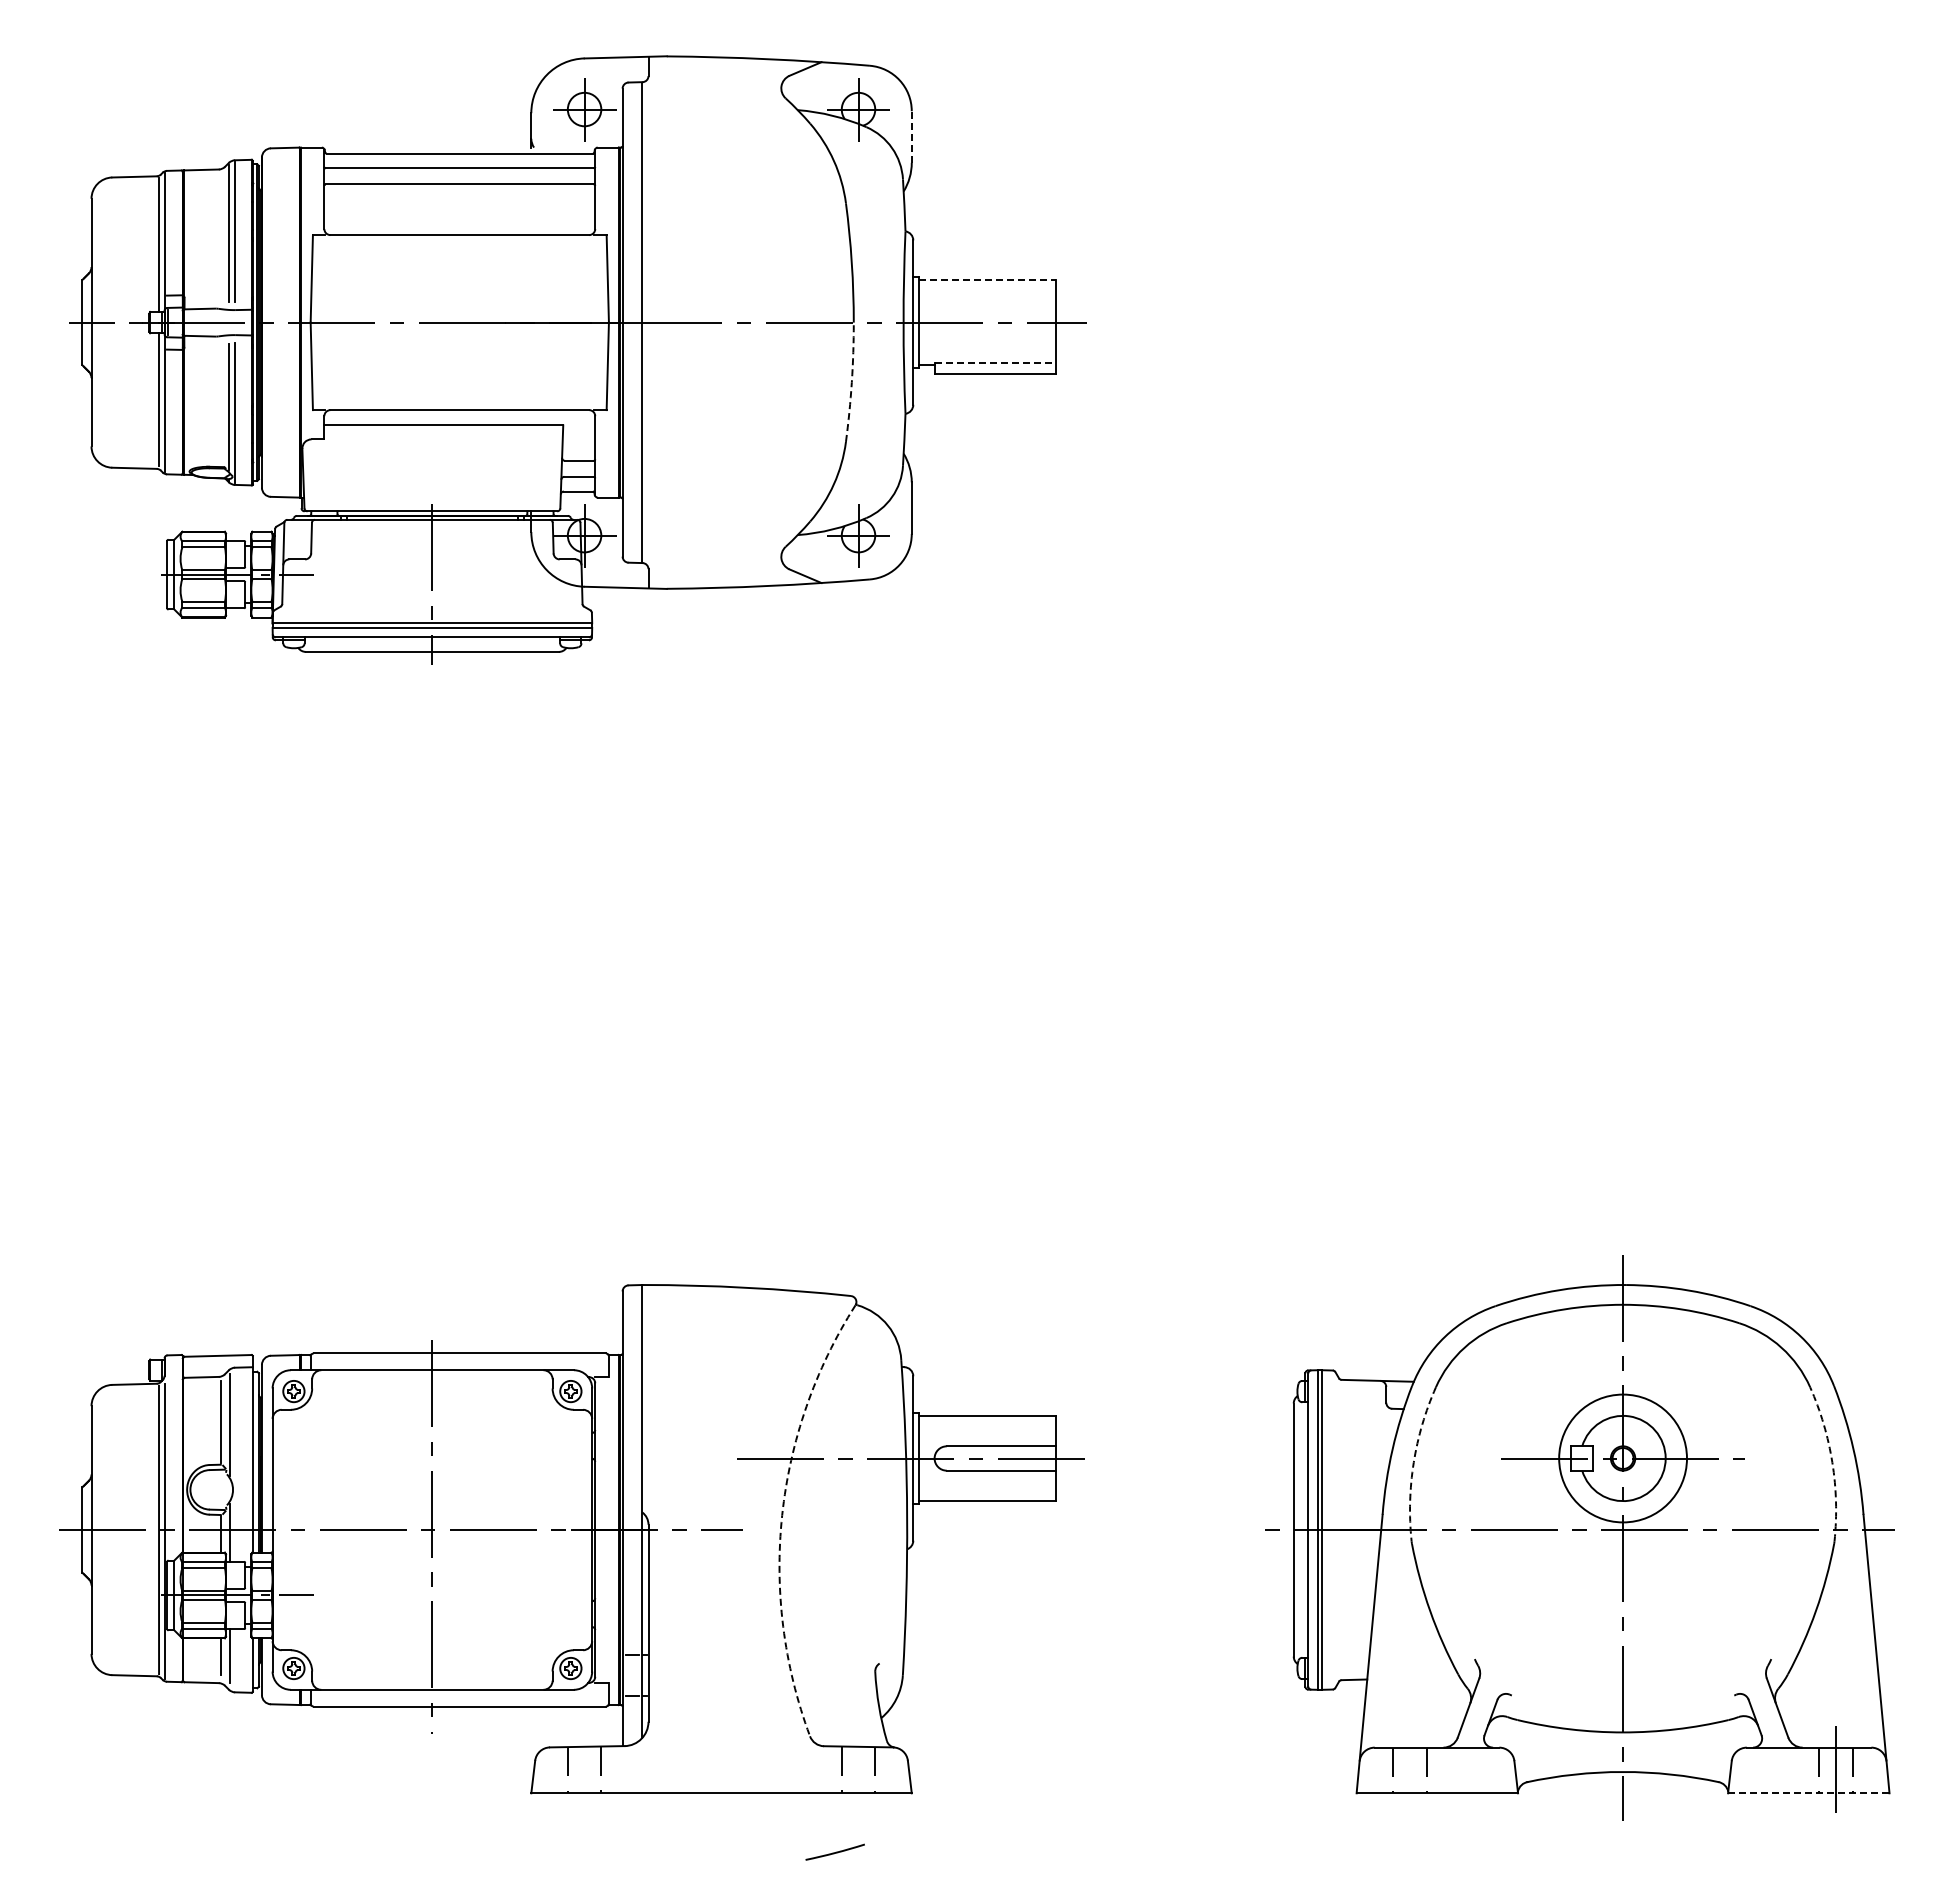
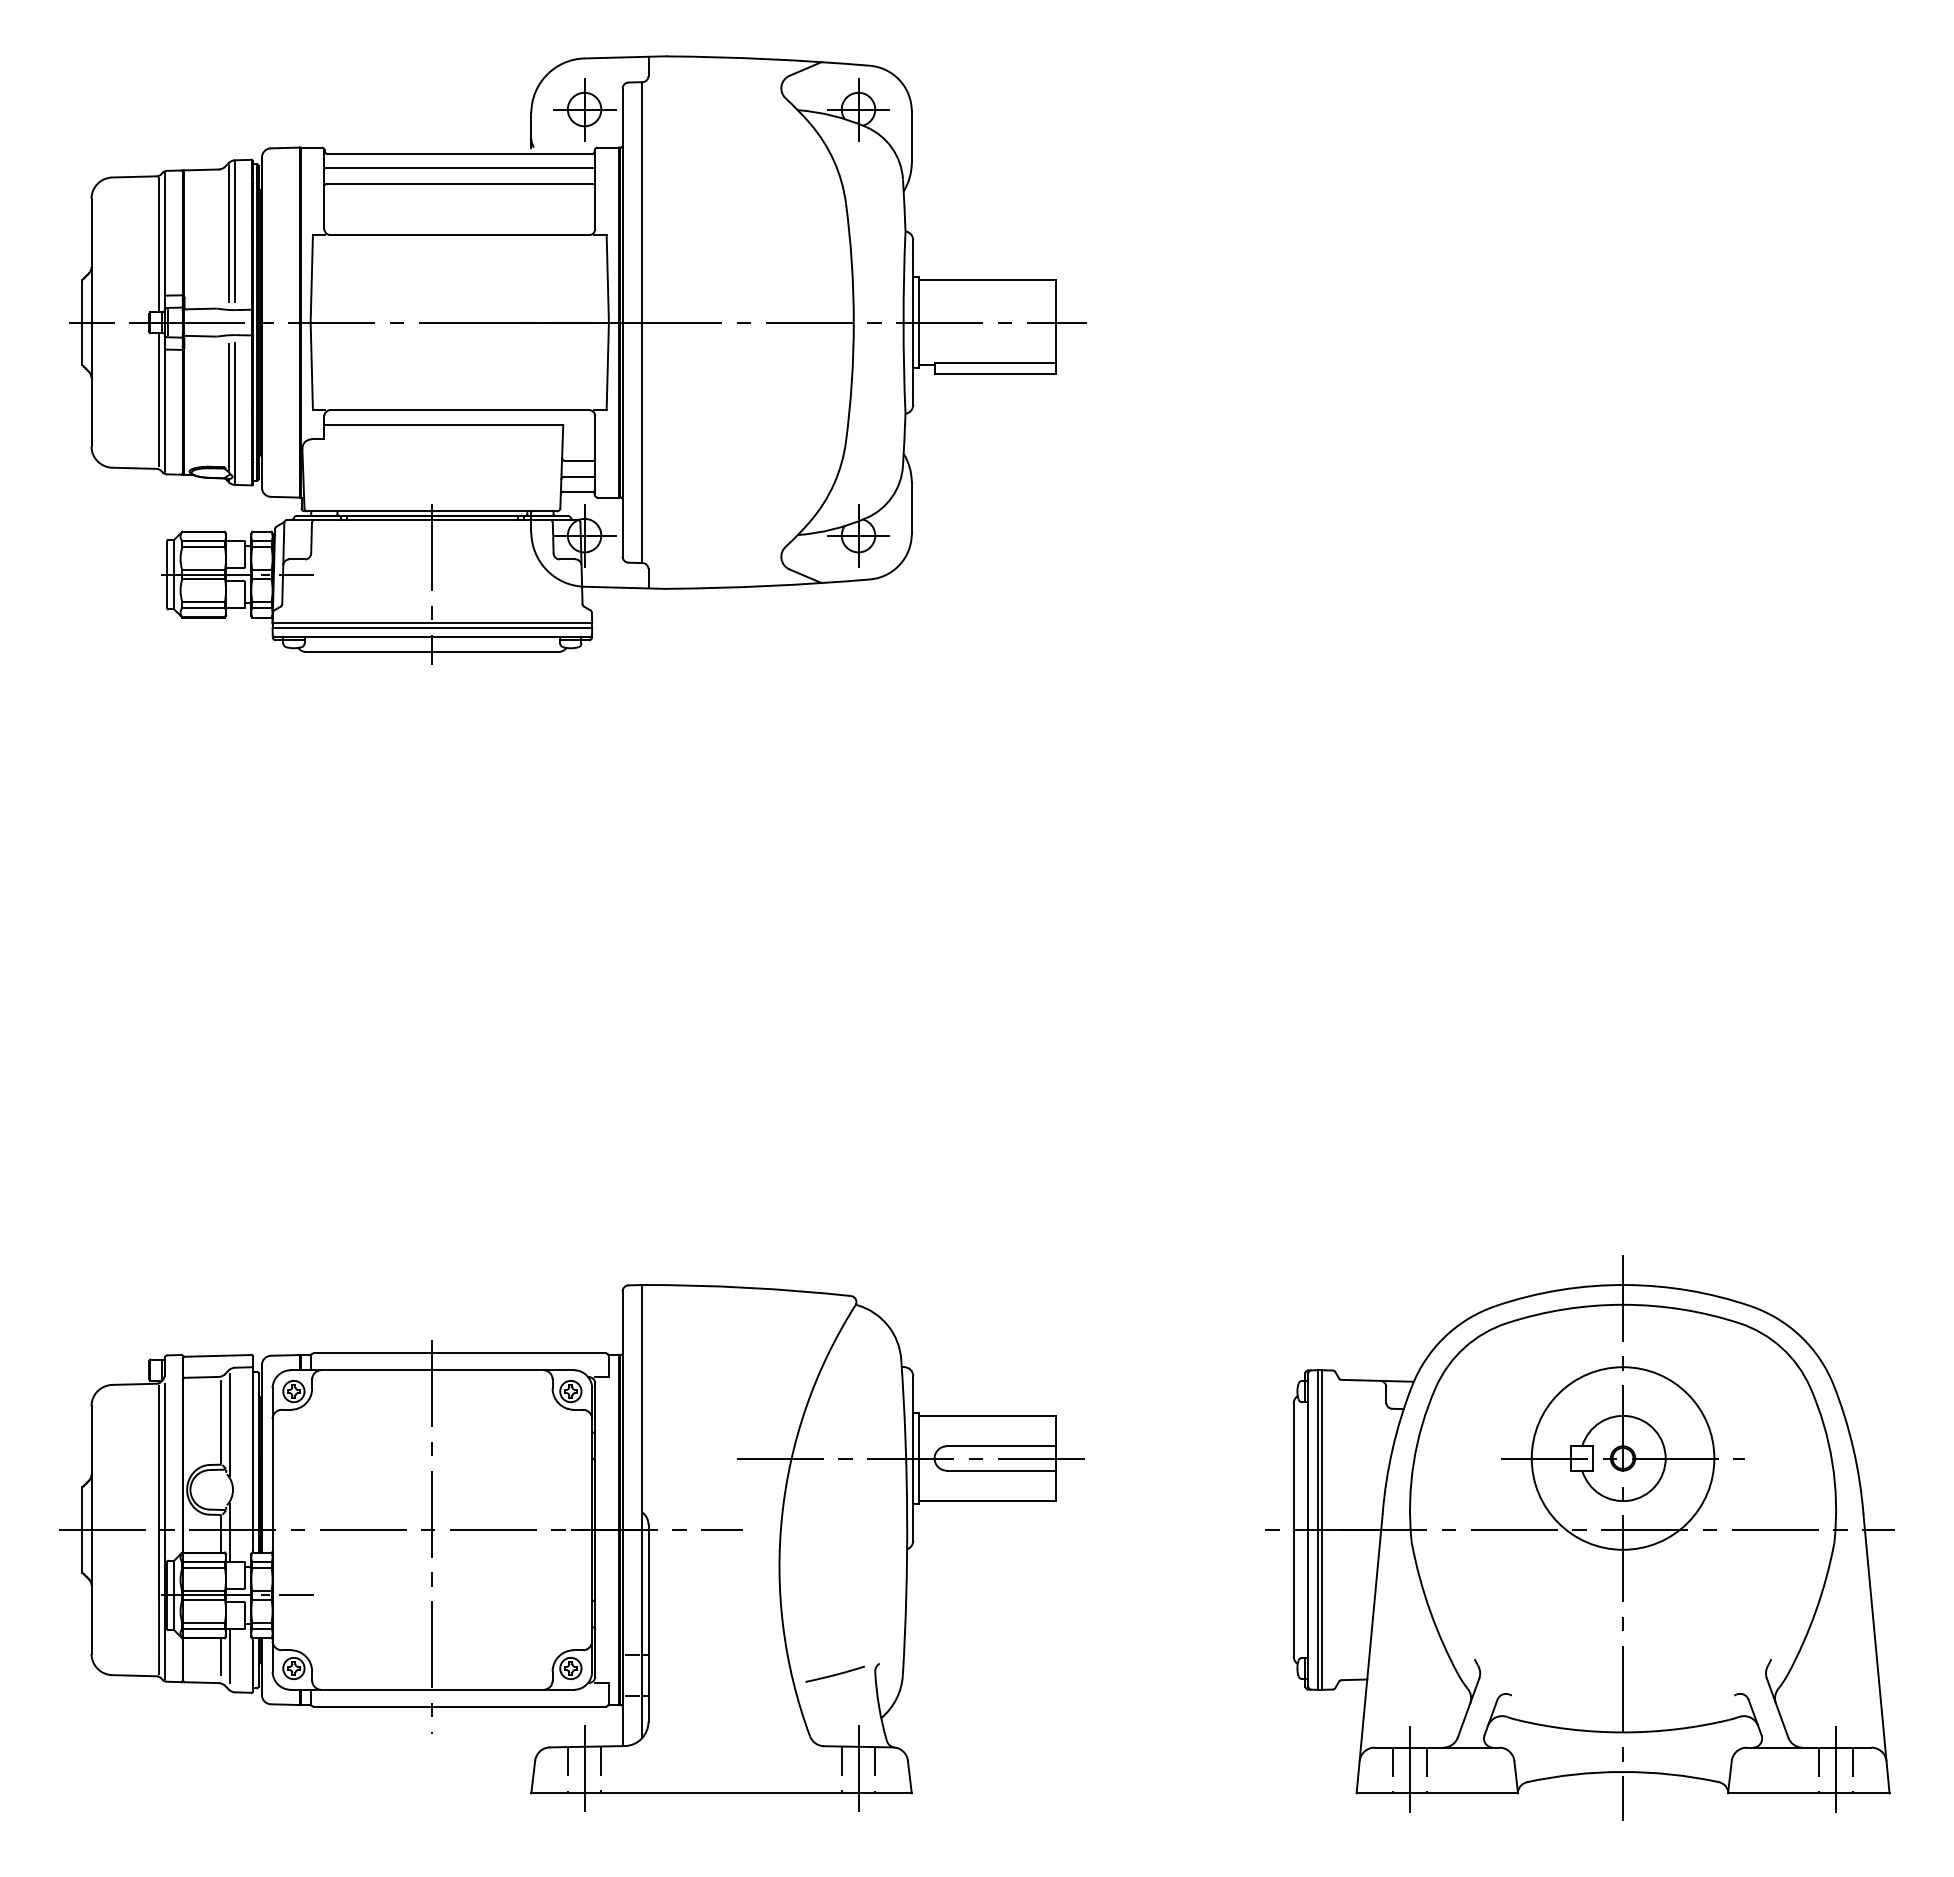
line: dashed -> solid (911, 137)
line: dashed -> solid (988, 280)
line: dashed -> solid (995, 363)
arc: dashed -> solid (851, 382)
circle diameter: 128 px -> 183 px (1622, 1458)
arc: dashed -> solid (1413, 1462)
arc: dashed -> solid (1832, 1462)
arc: dashed -> solid (782, 1515)
line: none -> present (584, 1769)
line: none -> present (858, 1769)
line: none -> present (1410, 1770)
line: dashed -> solid (1808, 1793)
line position: (834, 1852) -> (834, 1674) (834, 1674)
